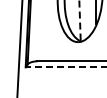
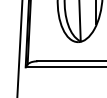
line: dashed -> solid (80, 20)
line: dashed -> solid (65, 67)
